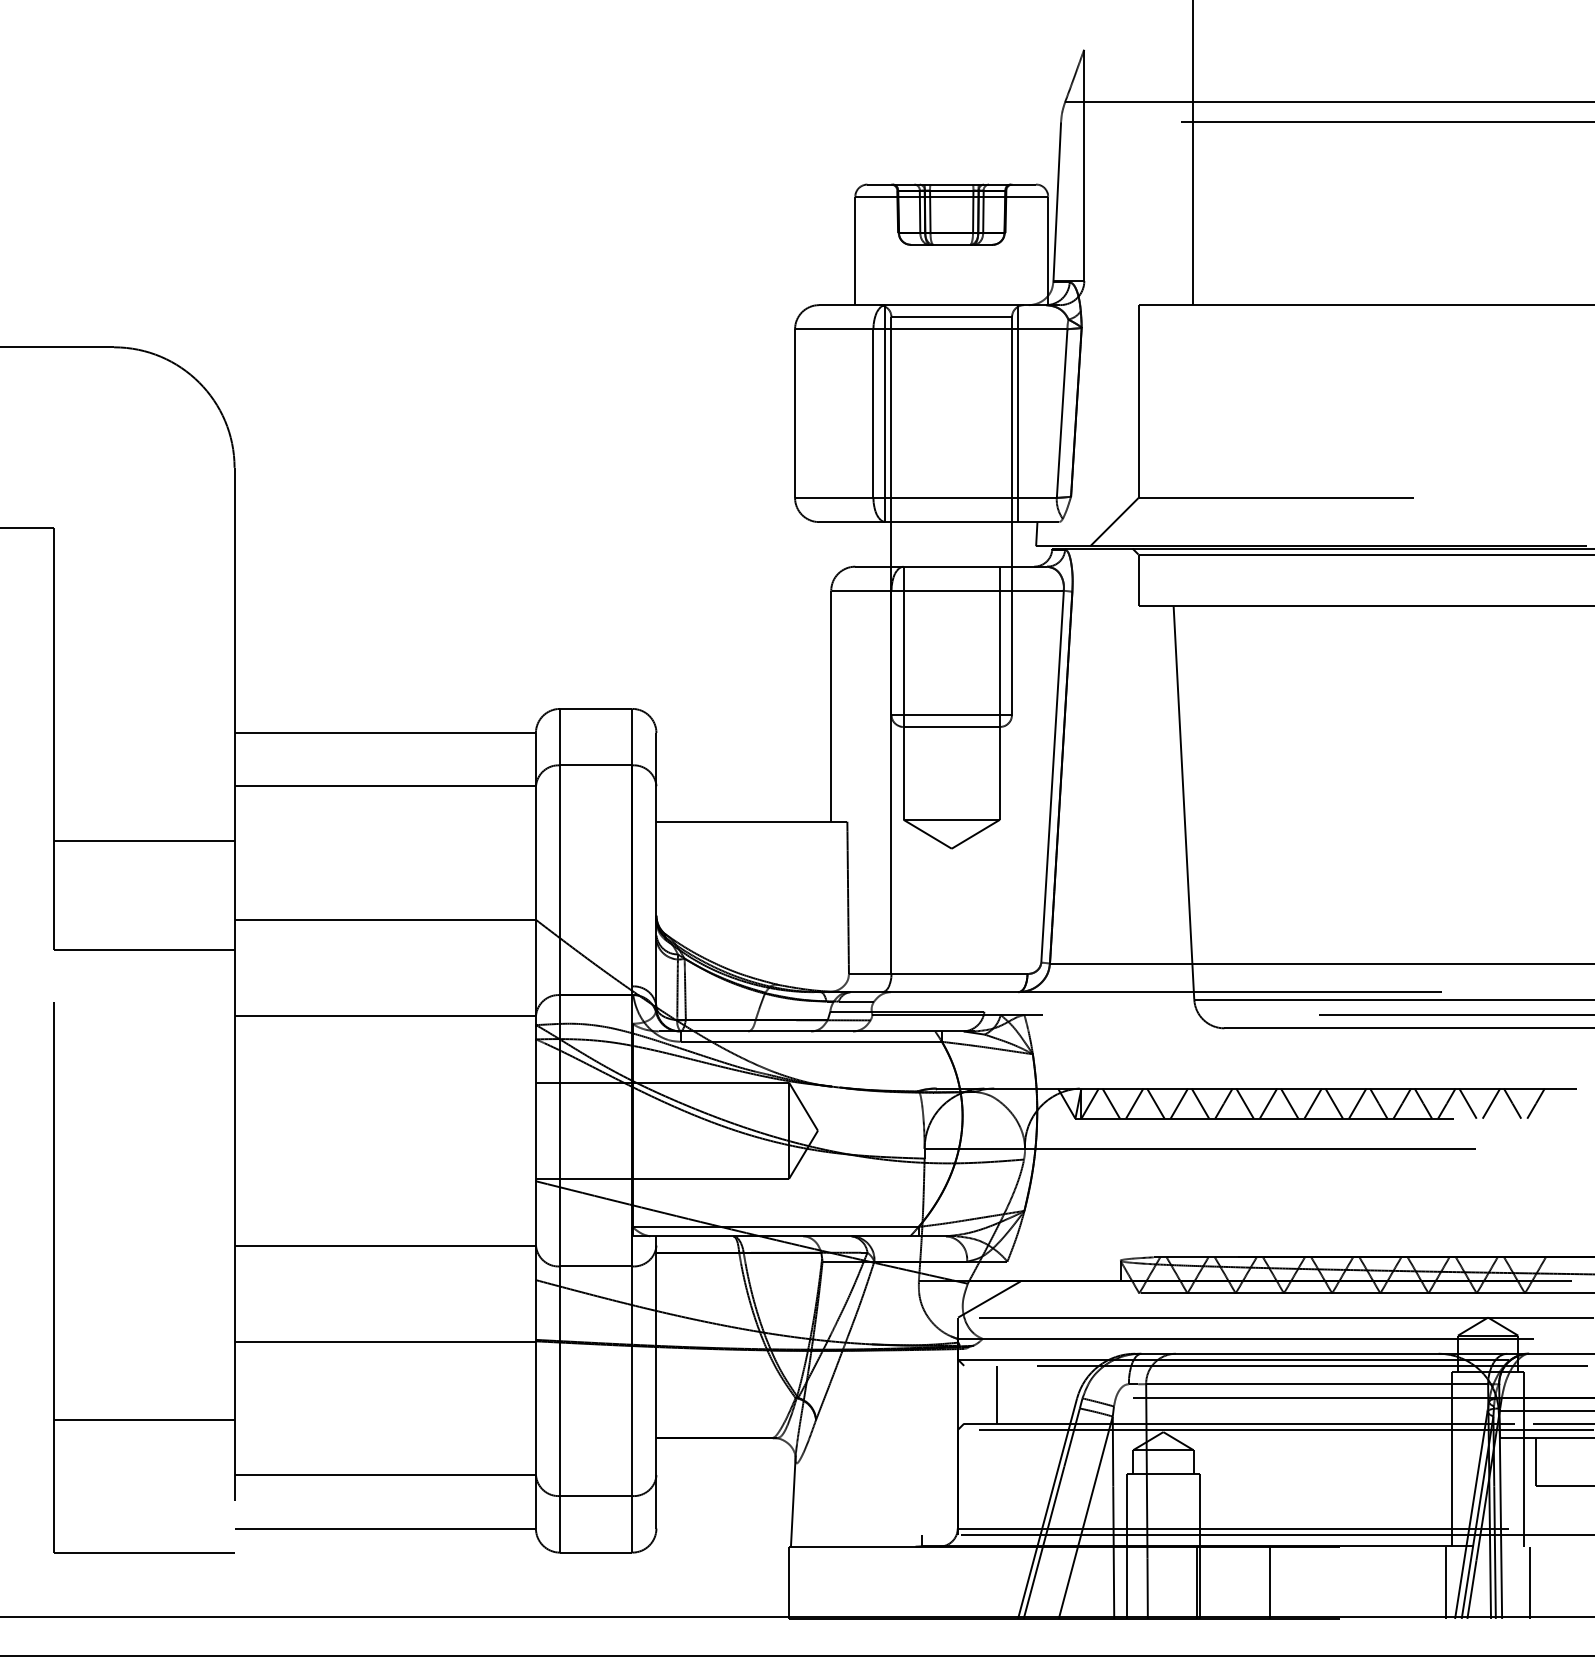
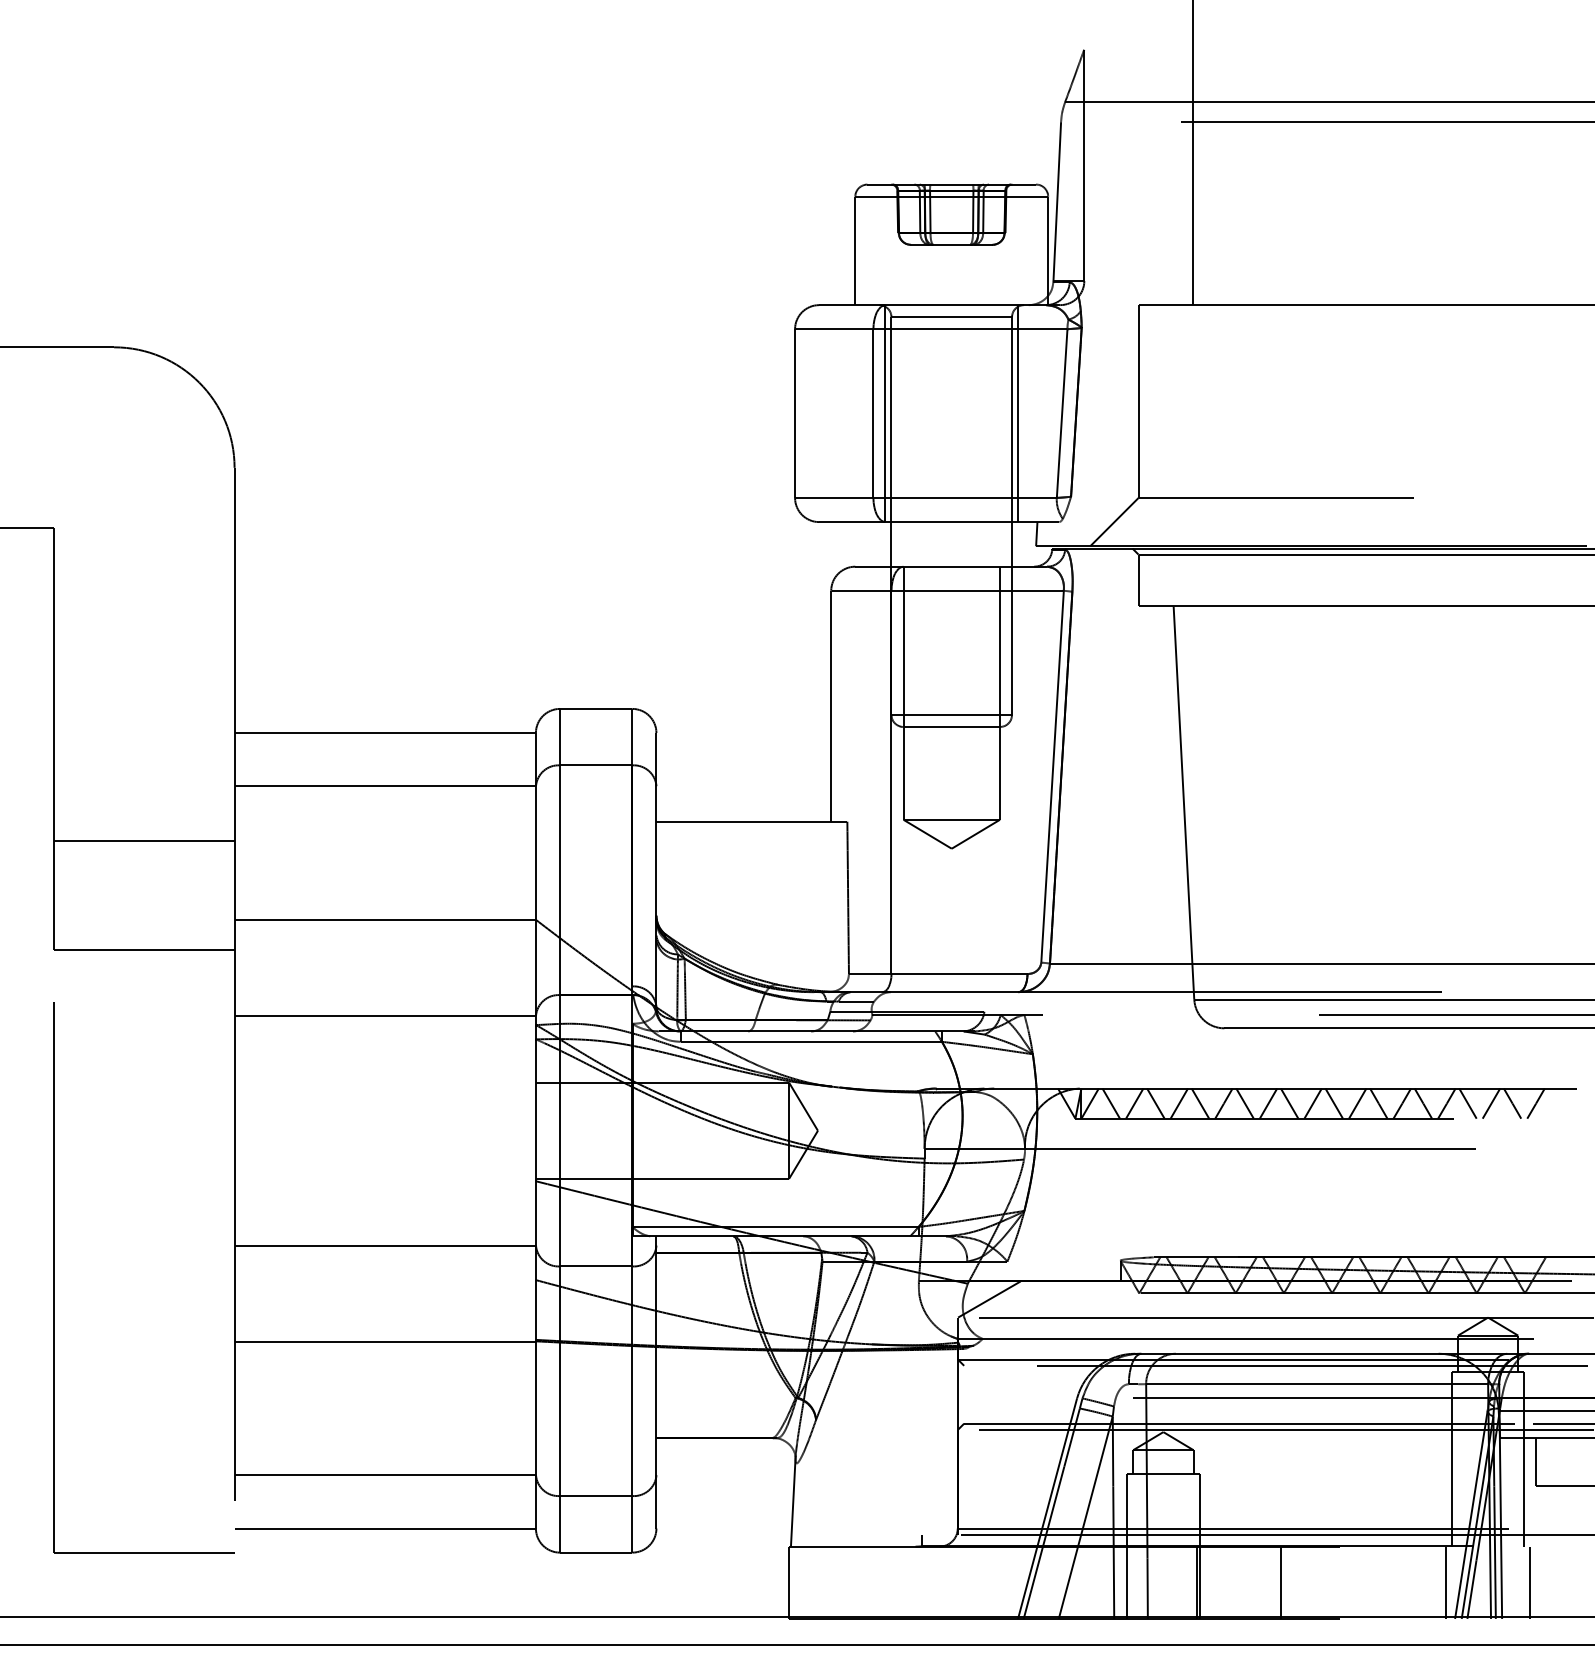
line: present -> none (996, 1394)
line: present -> none (143, 1420)
line position: (1269, 1582) -> (1280, 1582) (1280, 1582)
line position: (796, 1655) -> (796, 1644) (796, 1644)
